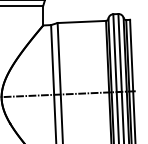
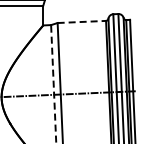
line: solid -> dashed (82, 21)
line: solid -> dashed (53, 83)
